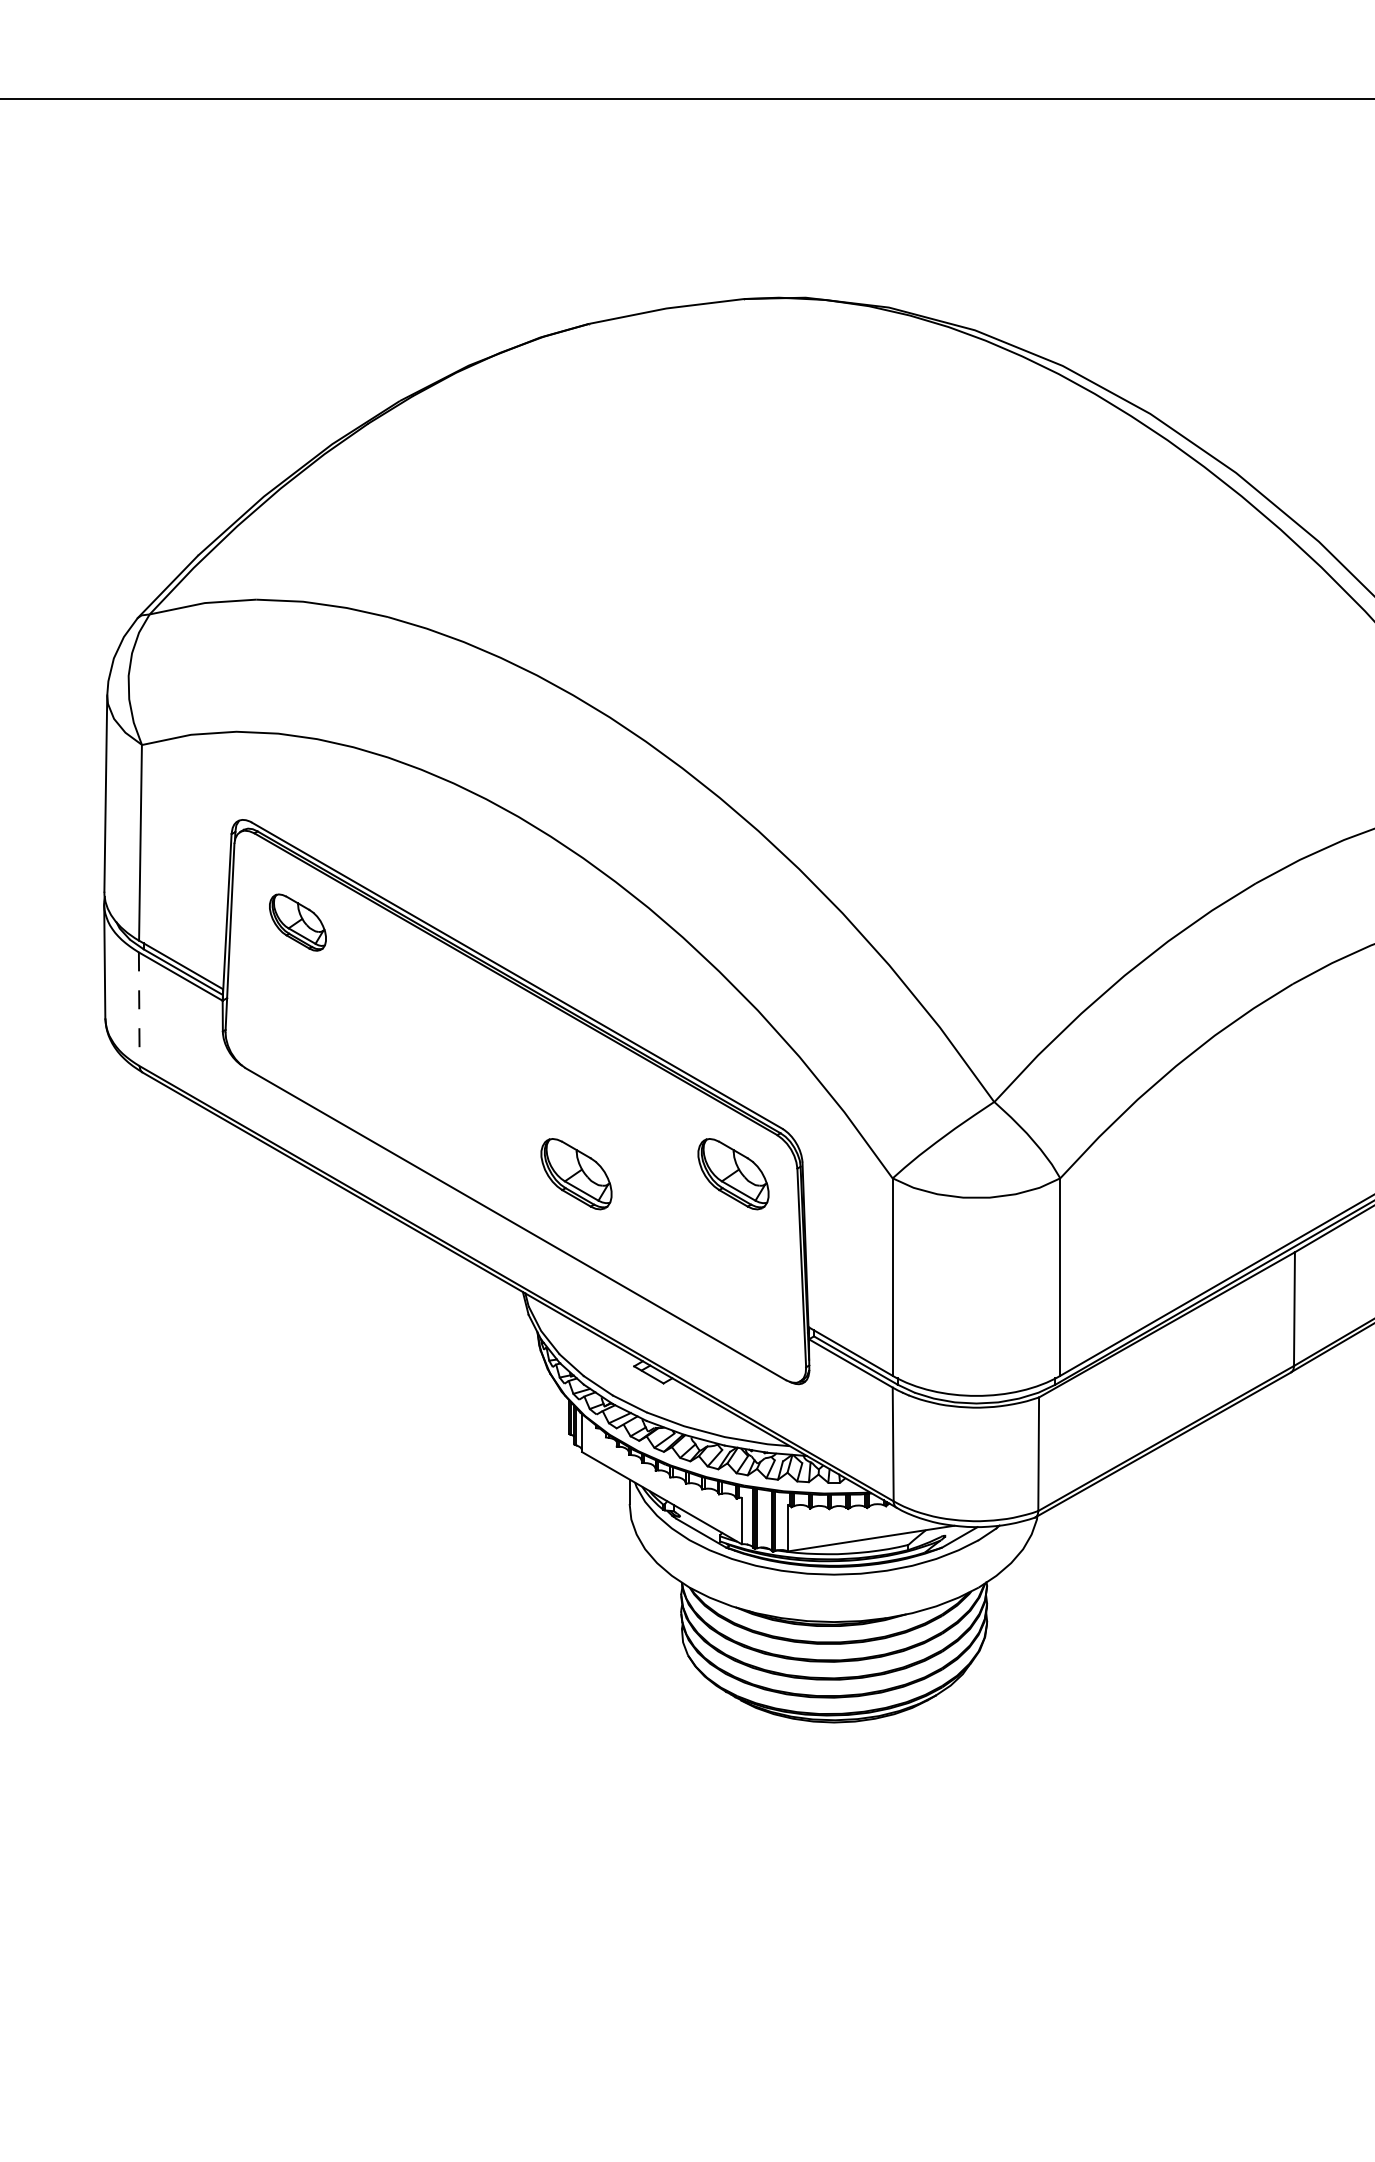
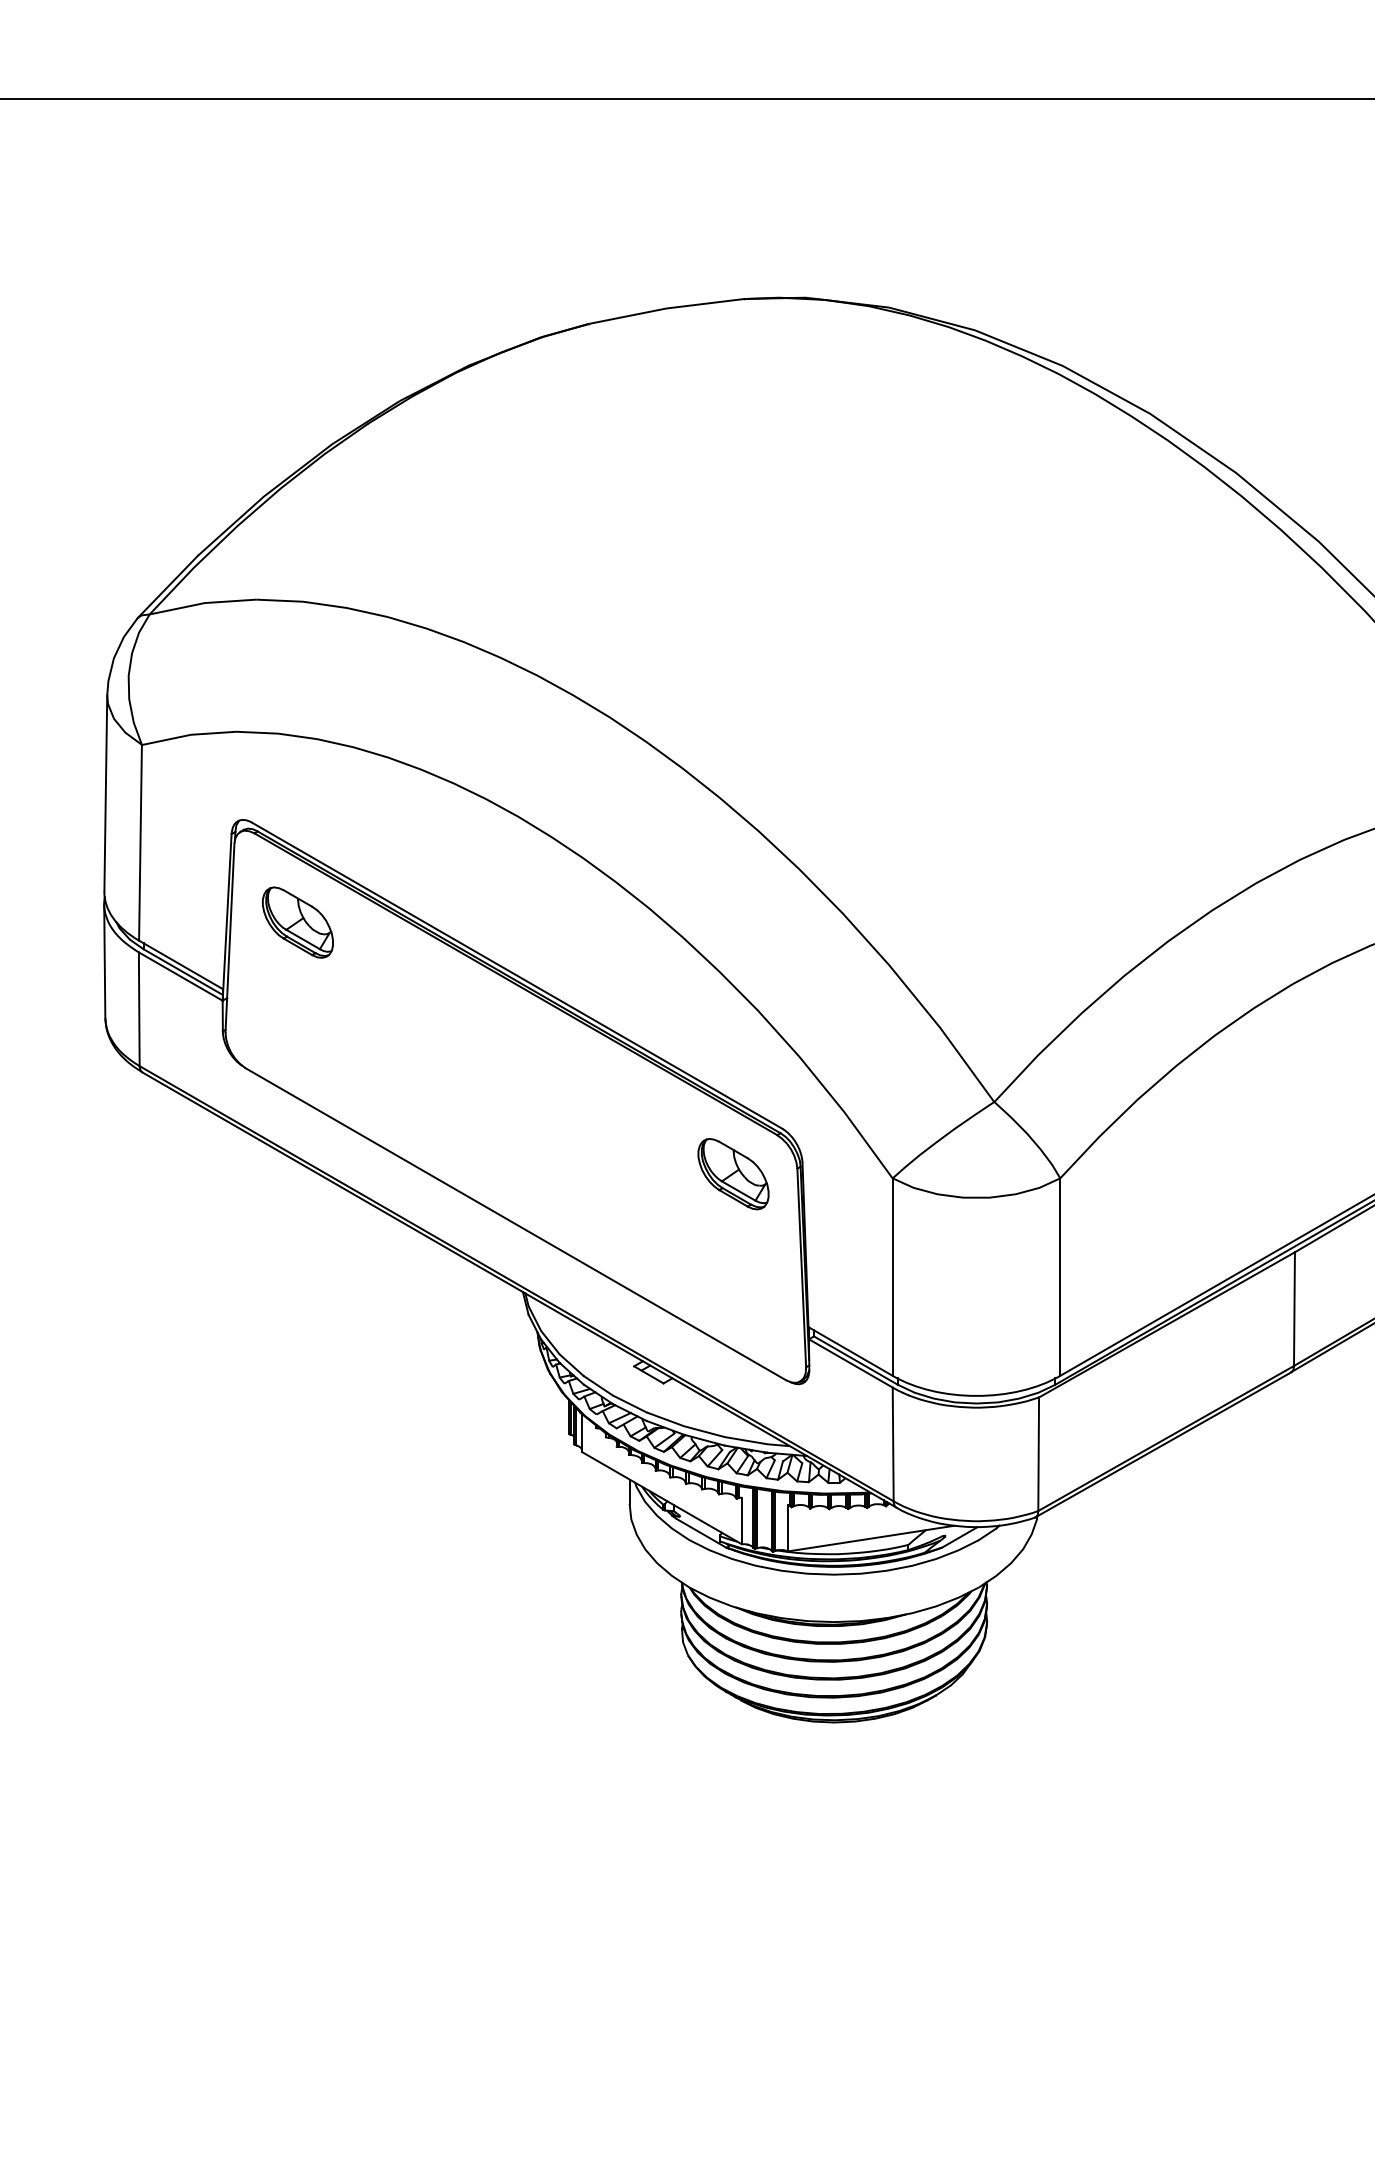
part size: 58x59 px -> 72x73 px (297, 922)
line: dashed -> solid (139, 1009)
part: present -> none (576, 1174)
